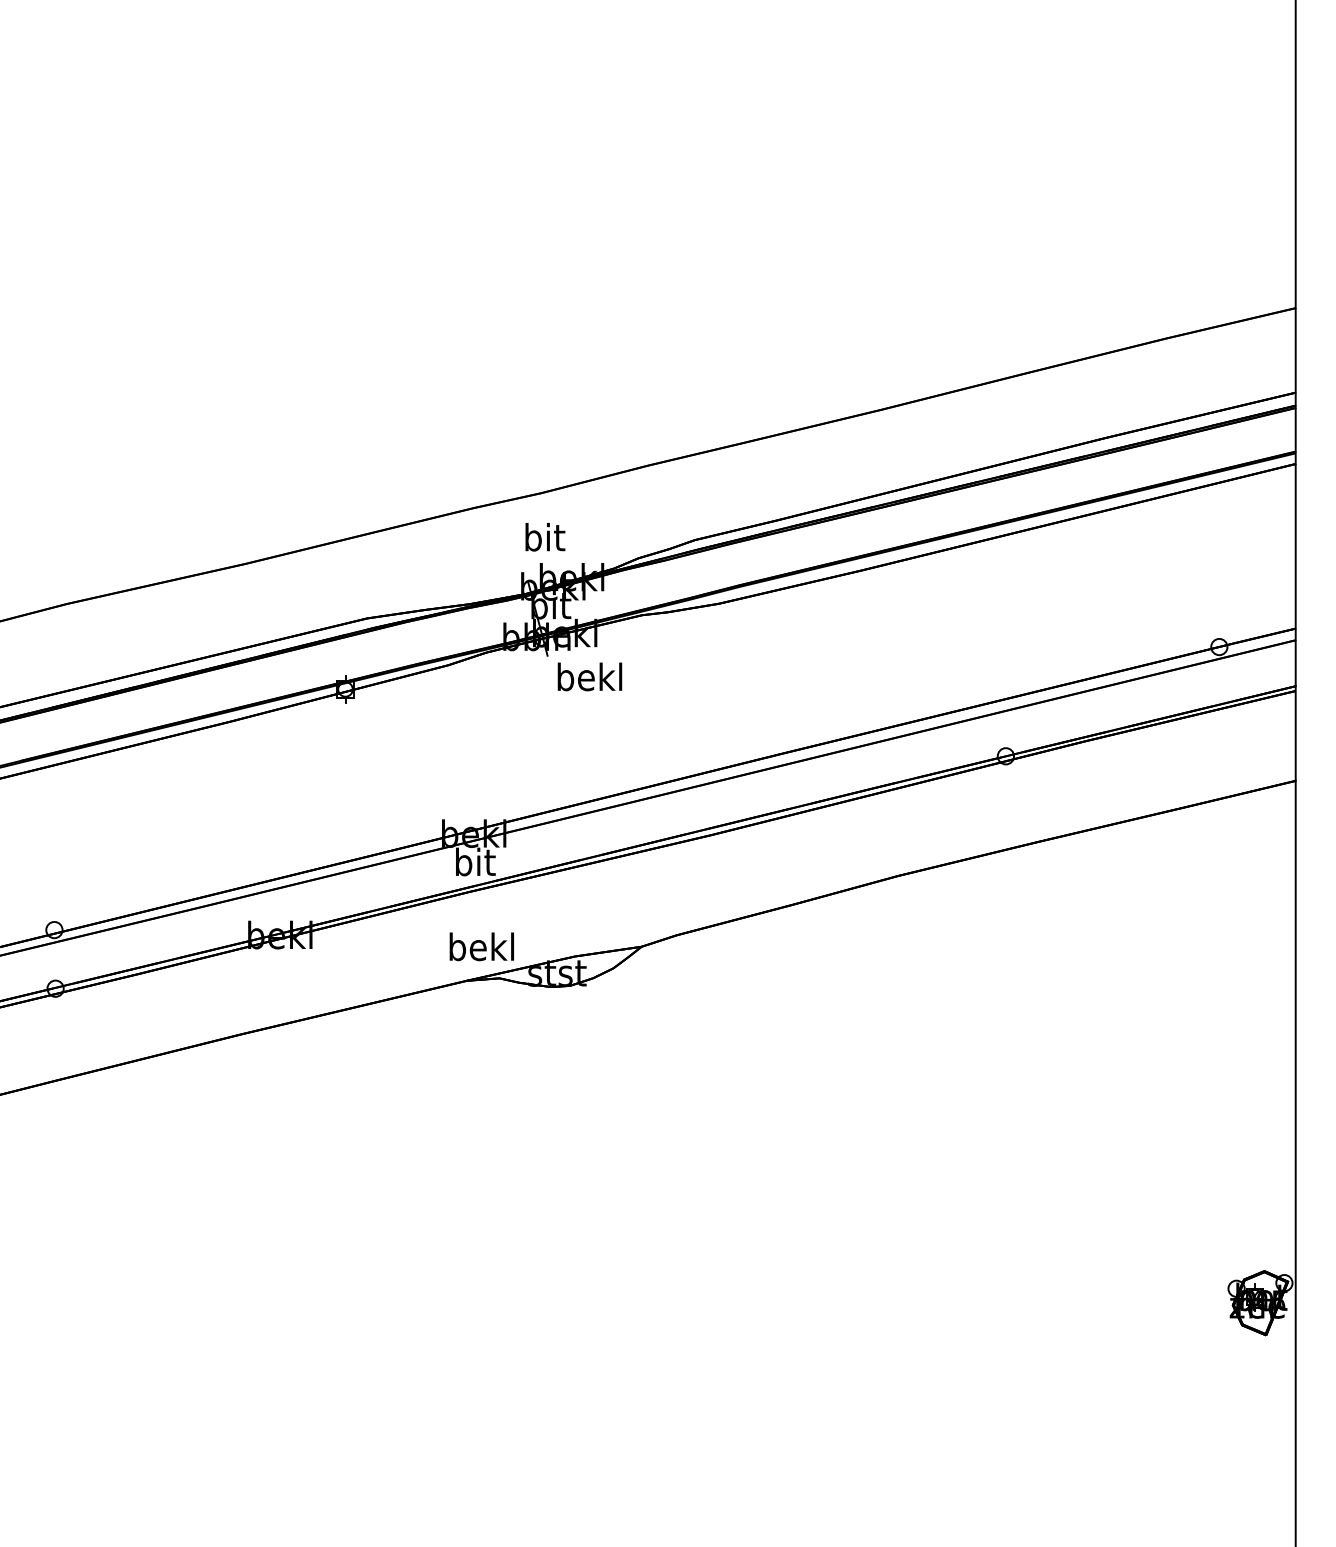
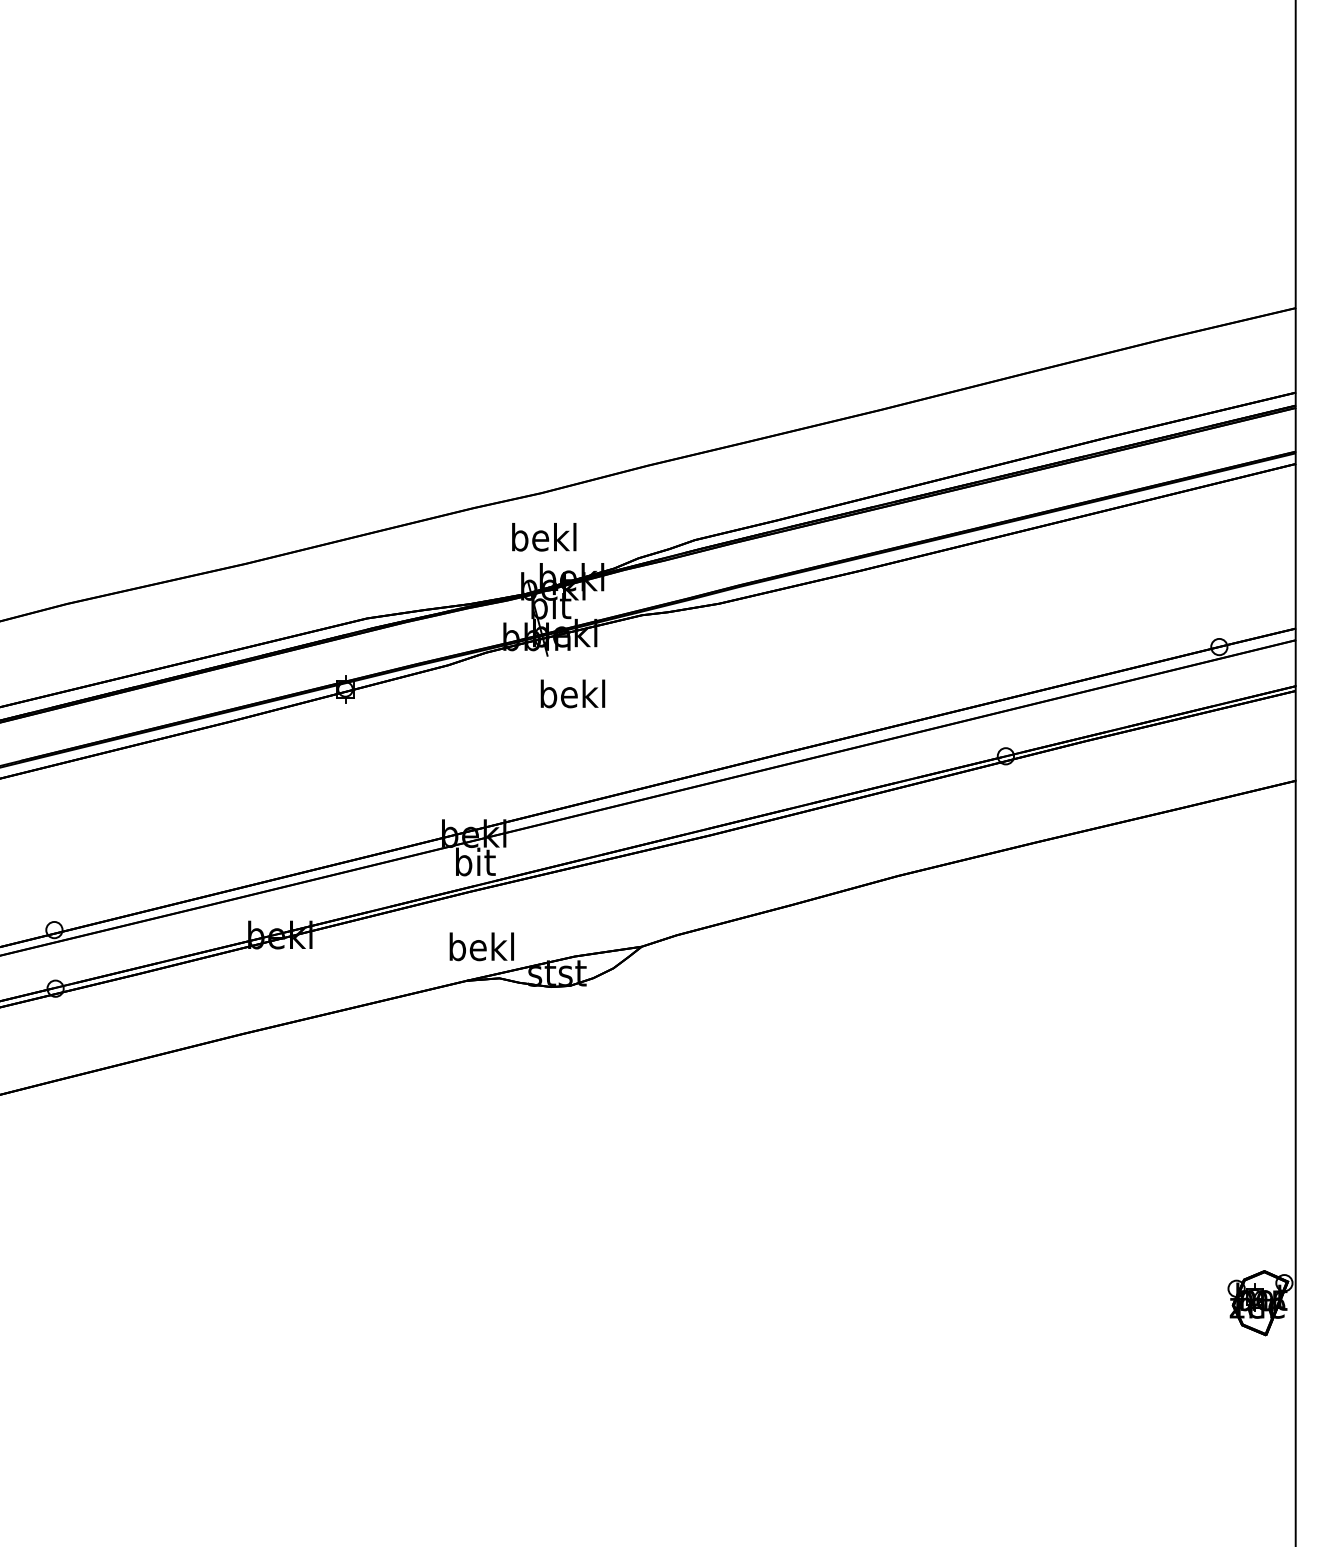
text: bit -> bekl (544, 537)
text position: (589, 676) -> (572, 693) (572, 693)
